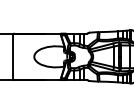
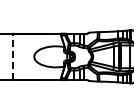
line: solid -> dashed (13, 56)
